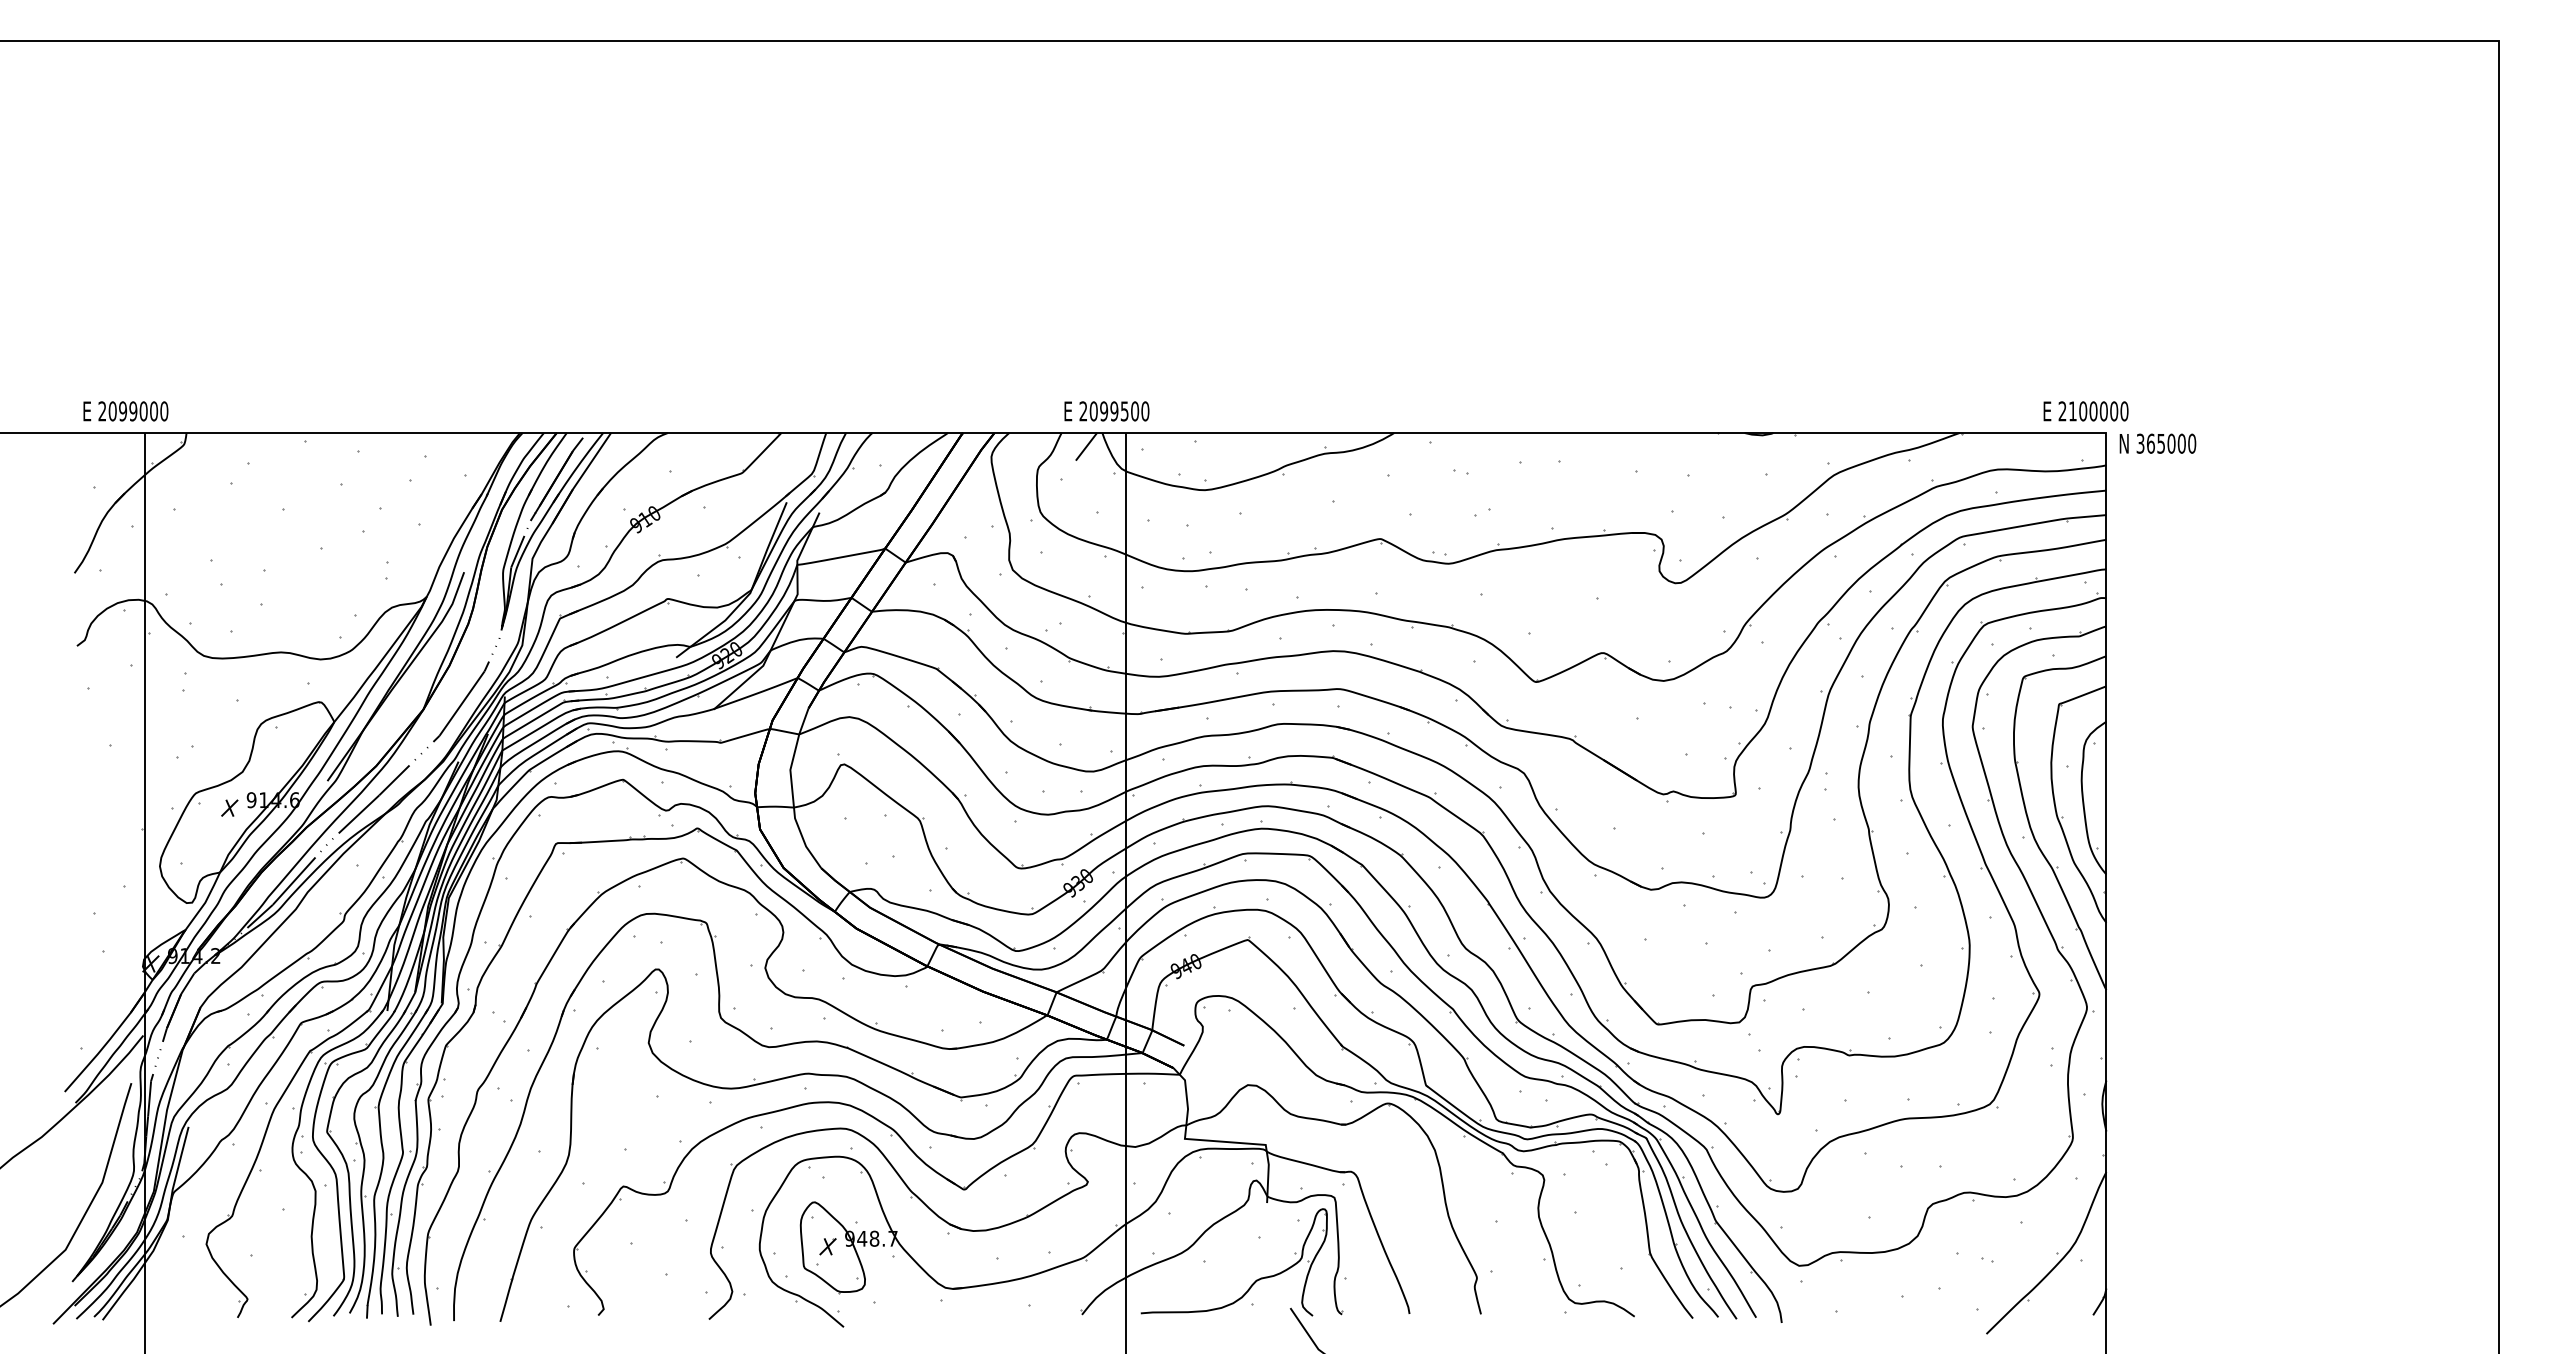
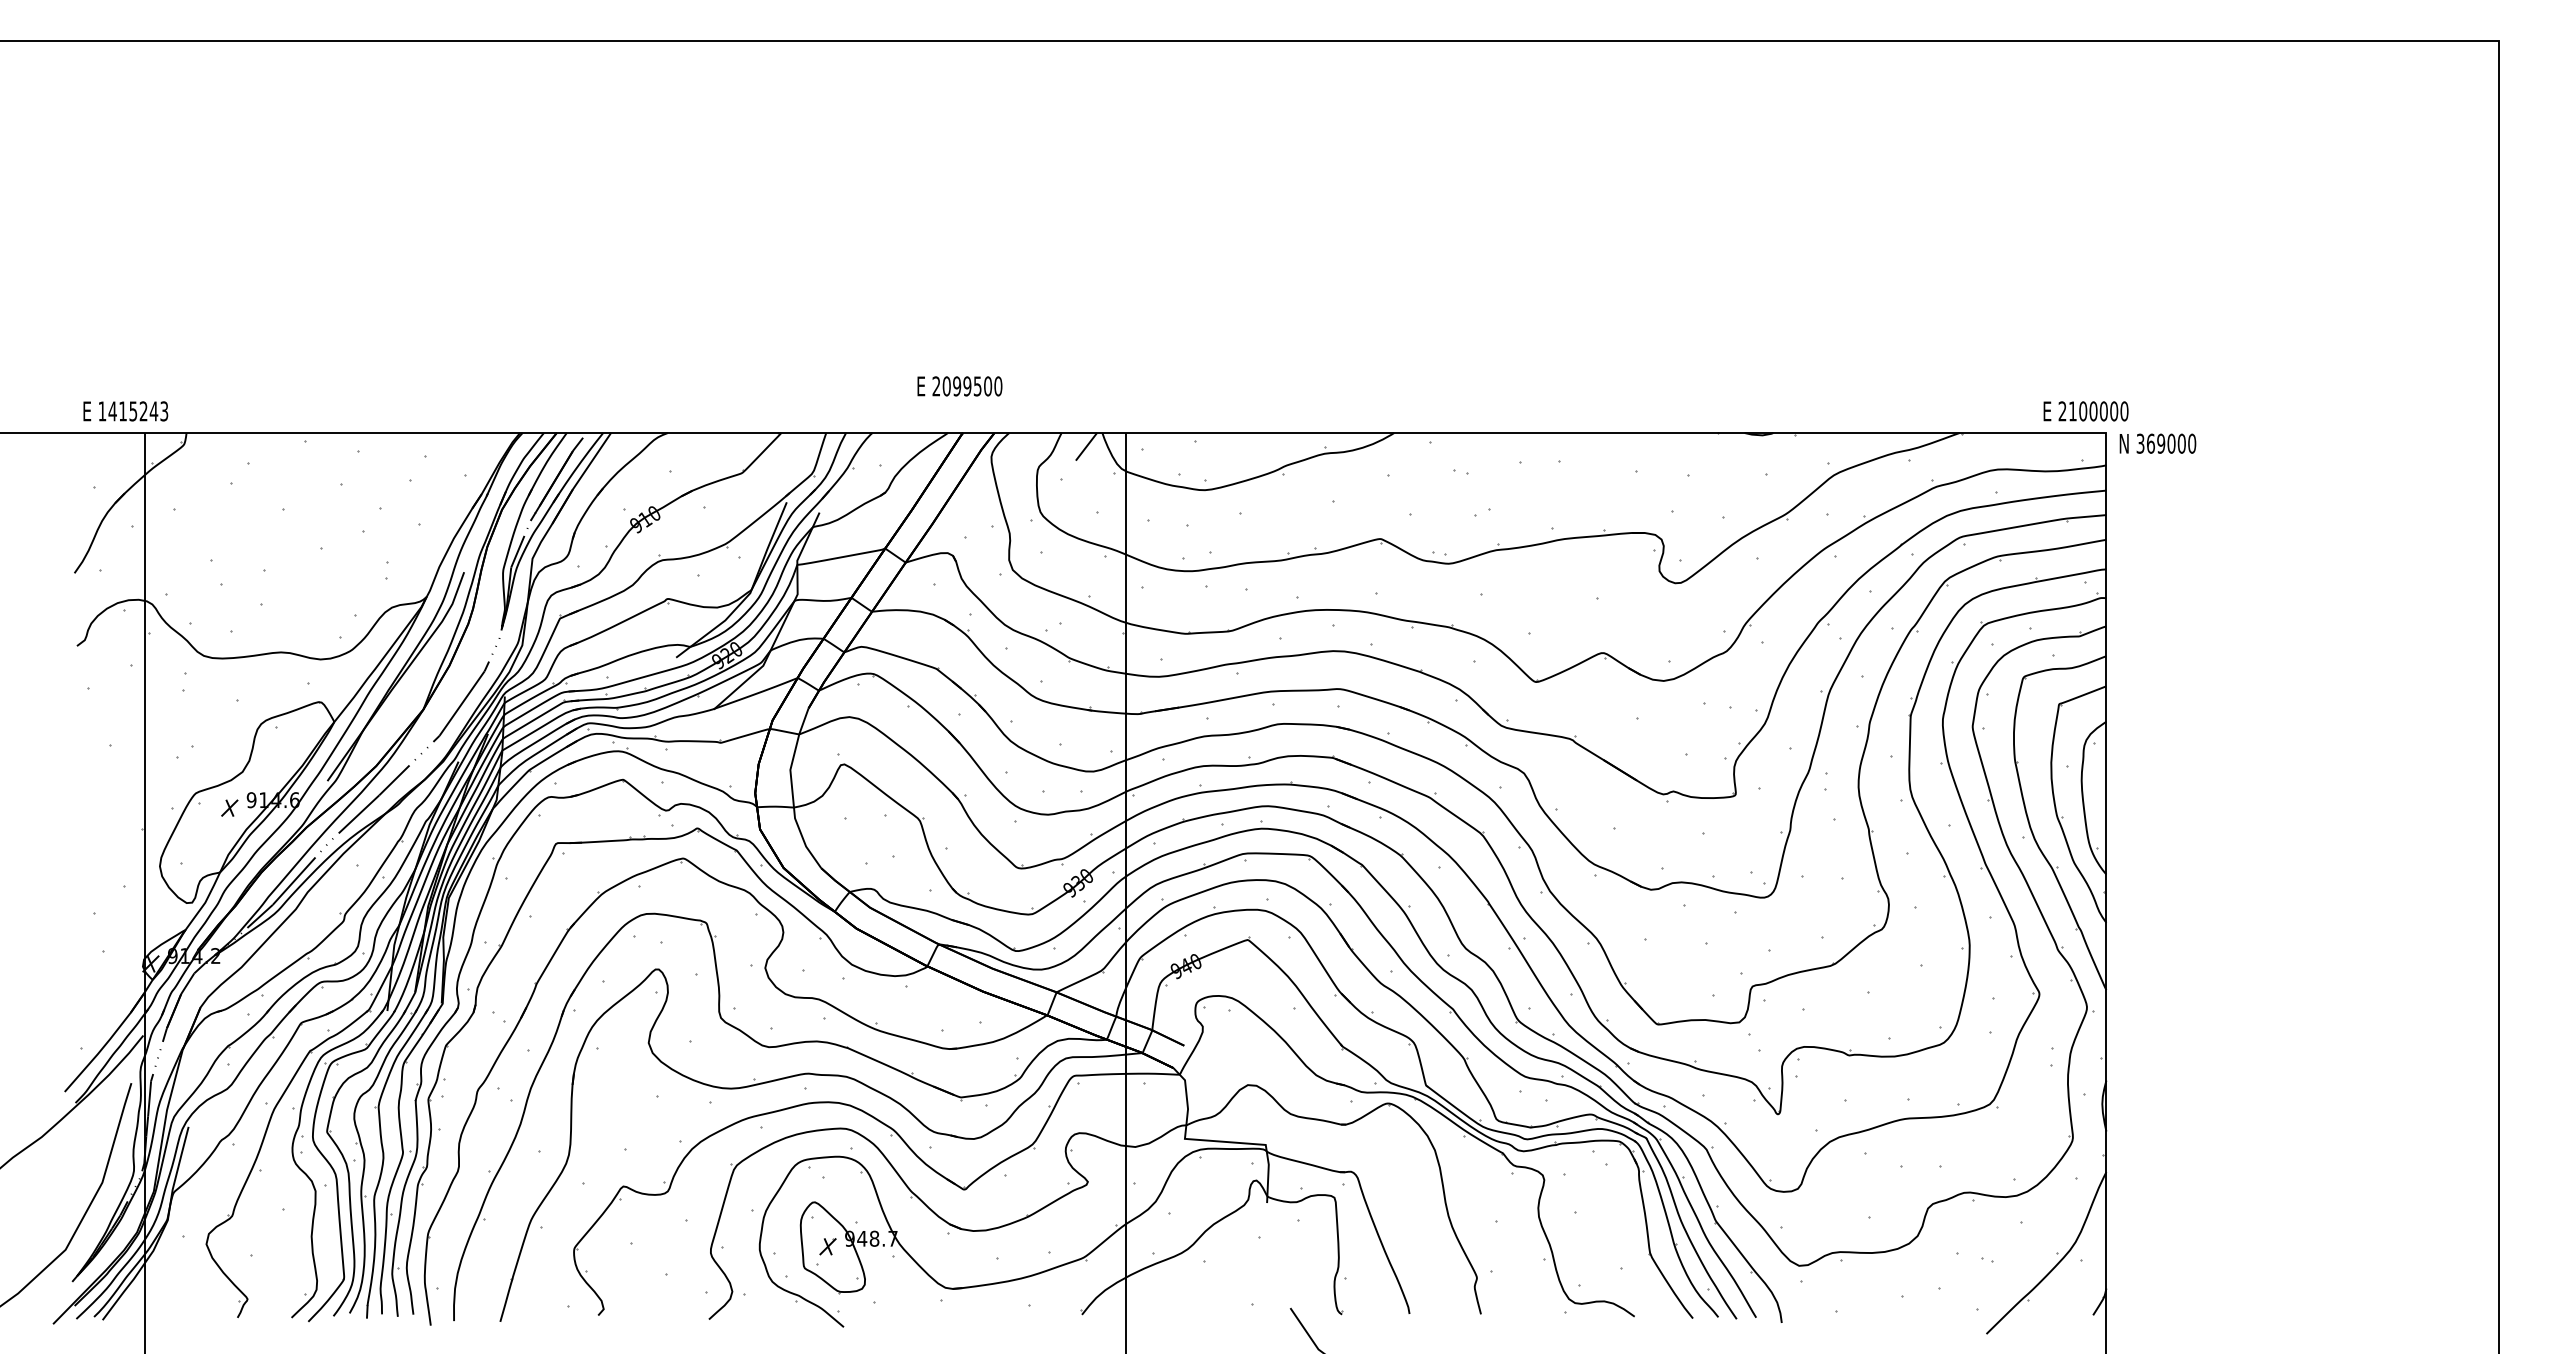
text: 2099000 -> 1415243 (133, 411)
text position: (1106, 411) -> (959, 386) (959, 386)
text: 365000 -> 369000 (2161, 443)
part: present -> none (1253, 1282)
